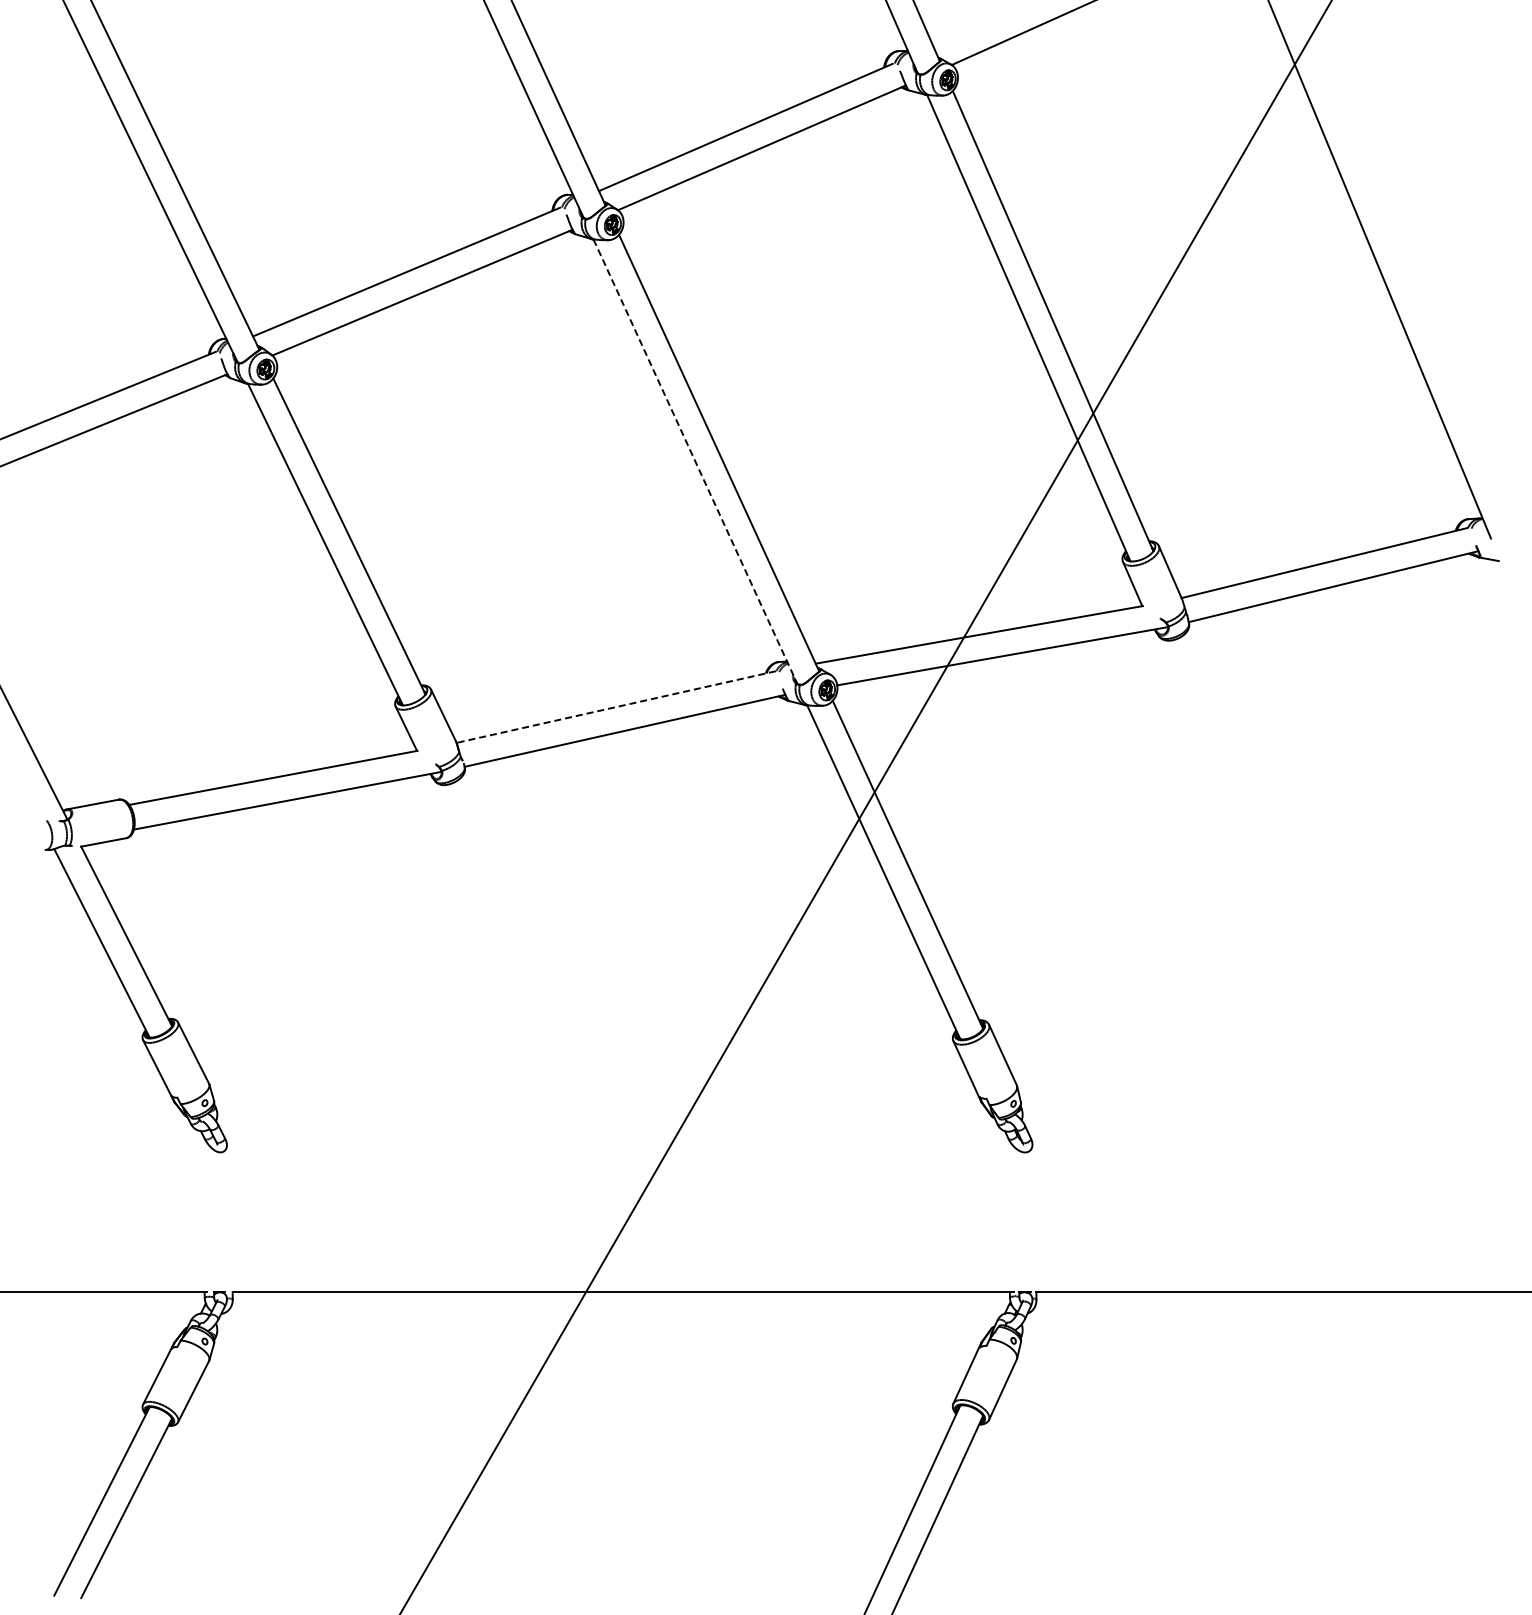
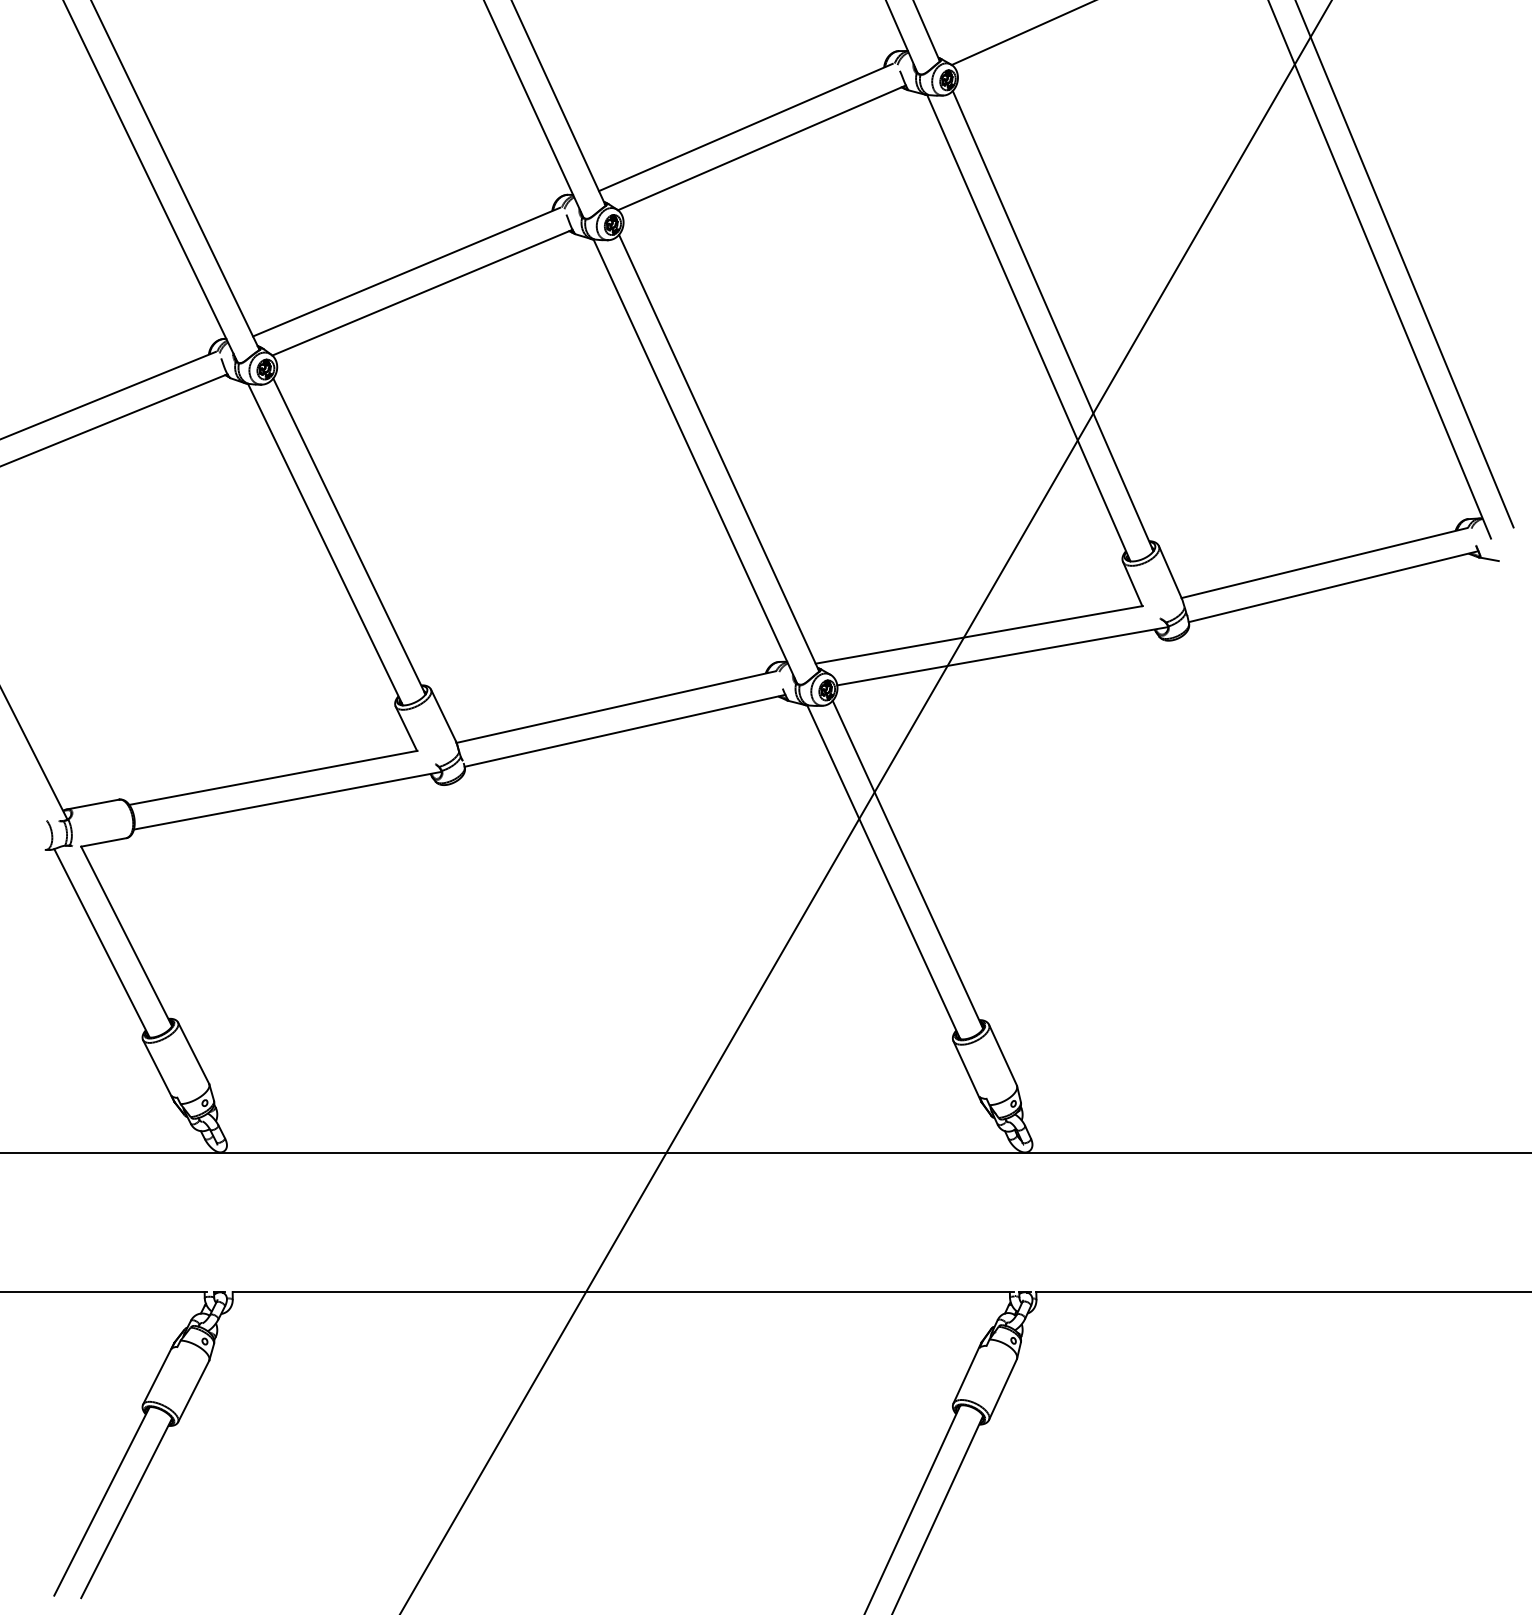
line: none -> present (1404, 264)
line: dashed -> solid (695, 461)
line: dashed -> solid (616, 707)
line: none -> present (765, 1152)
